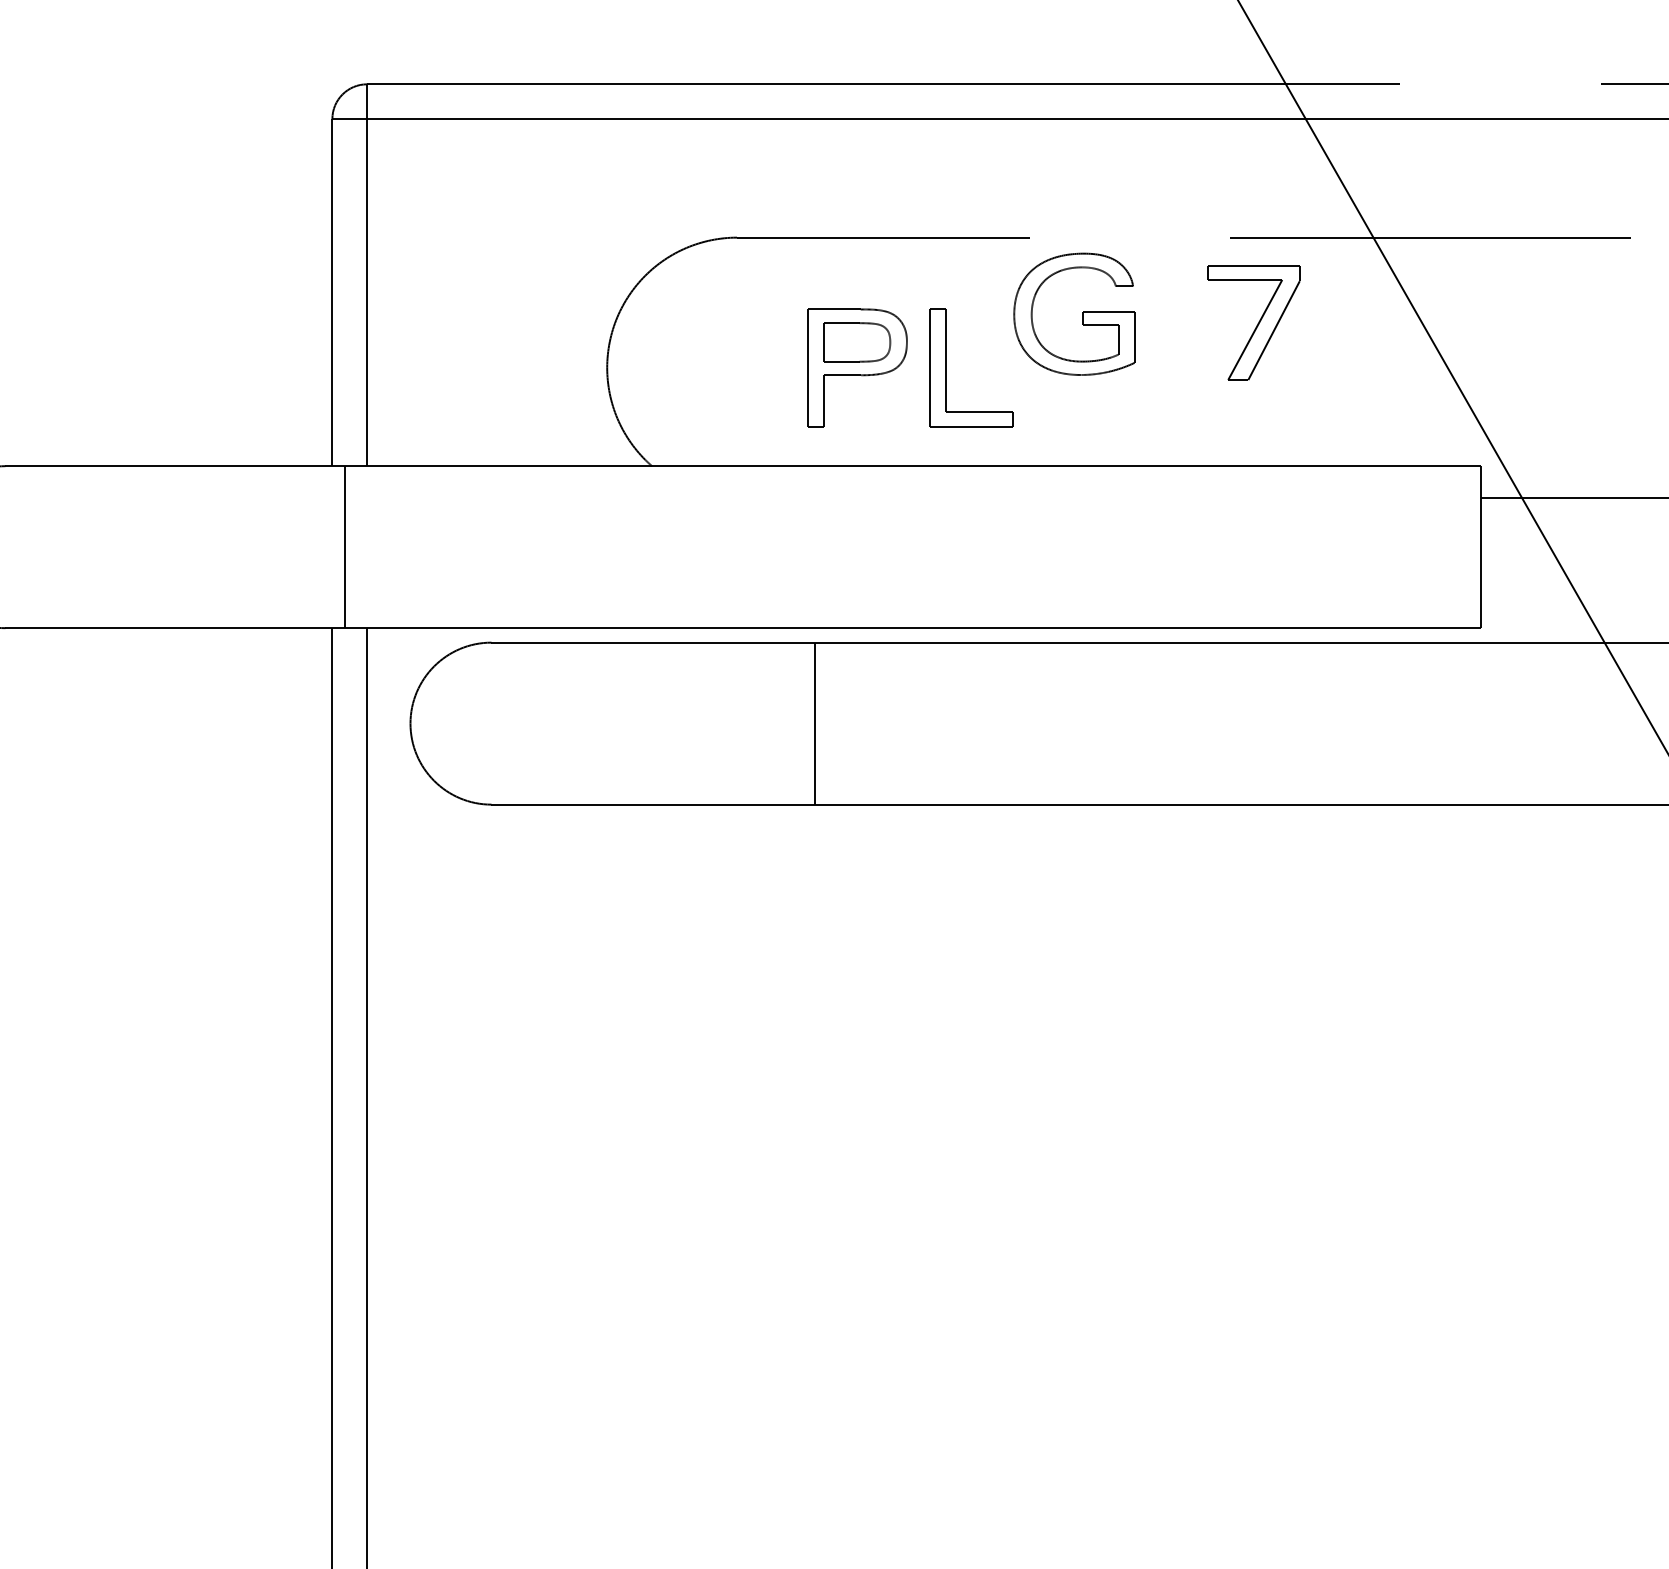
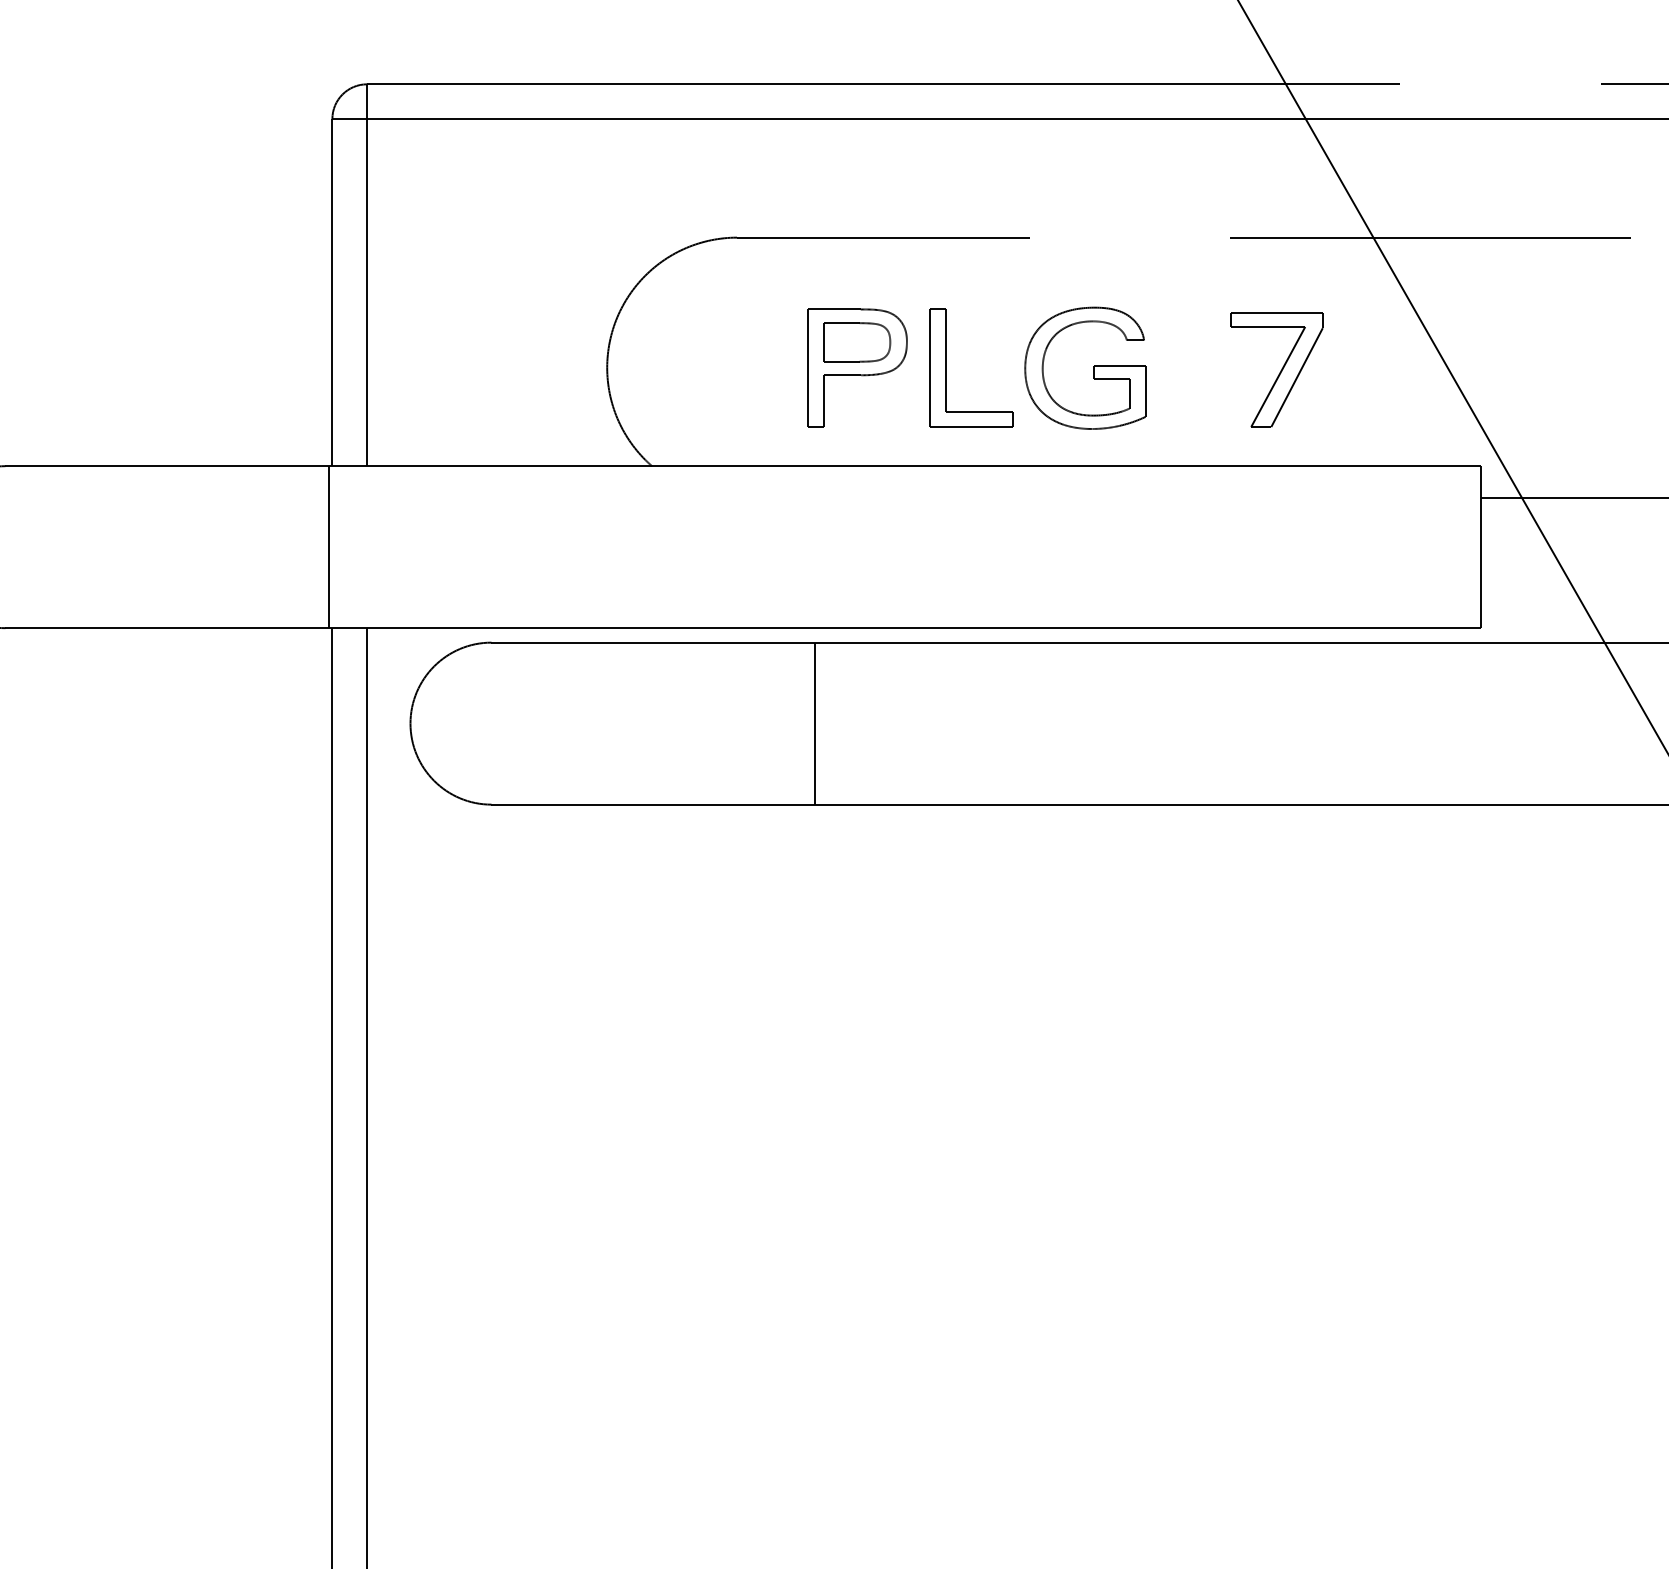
part position: (1082, 313) -> (1093, 367) (1093, 367)
part position: (1253, 322) -> (1276, 369) (1276, 369)
line position: (345, 547) -> (329, 547) (329, 547)
